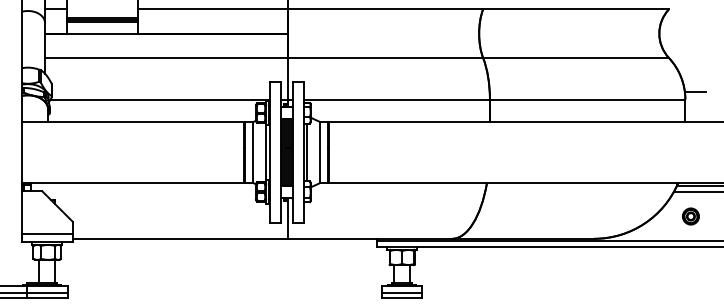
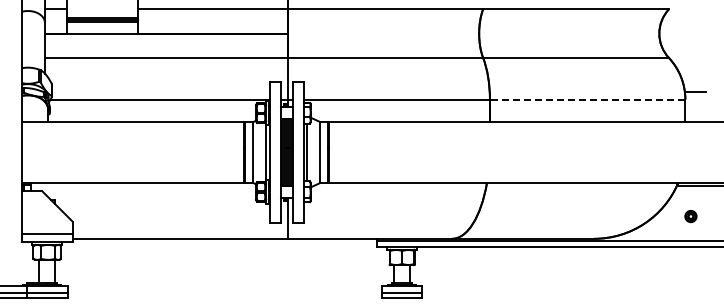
line: solid -> dashed (587, 99)
line: present -> none (696, 192)
part size: 18x19 px -> 14x14 px (690, 216)
